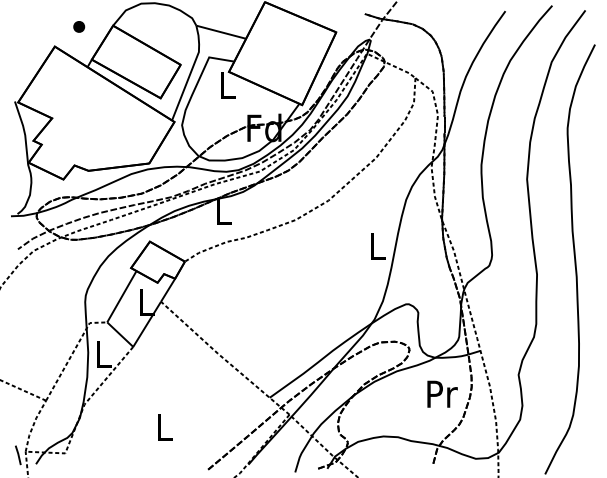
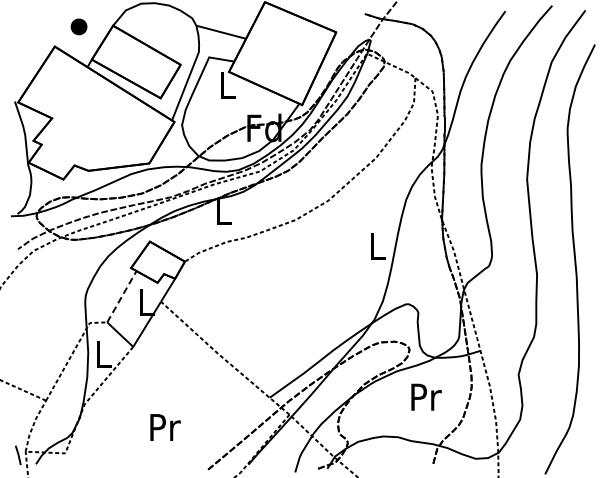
part size: 13x12 px -> 18x18 px (78, 26)
line: solid -> dashed (121, 296)
text position: (442, 393) -> (426, 396) (426, 396)
text: L -> Pr (165, 427)
